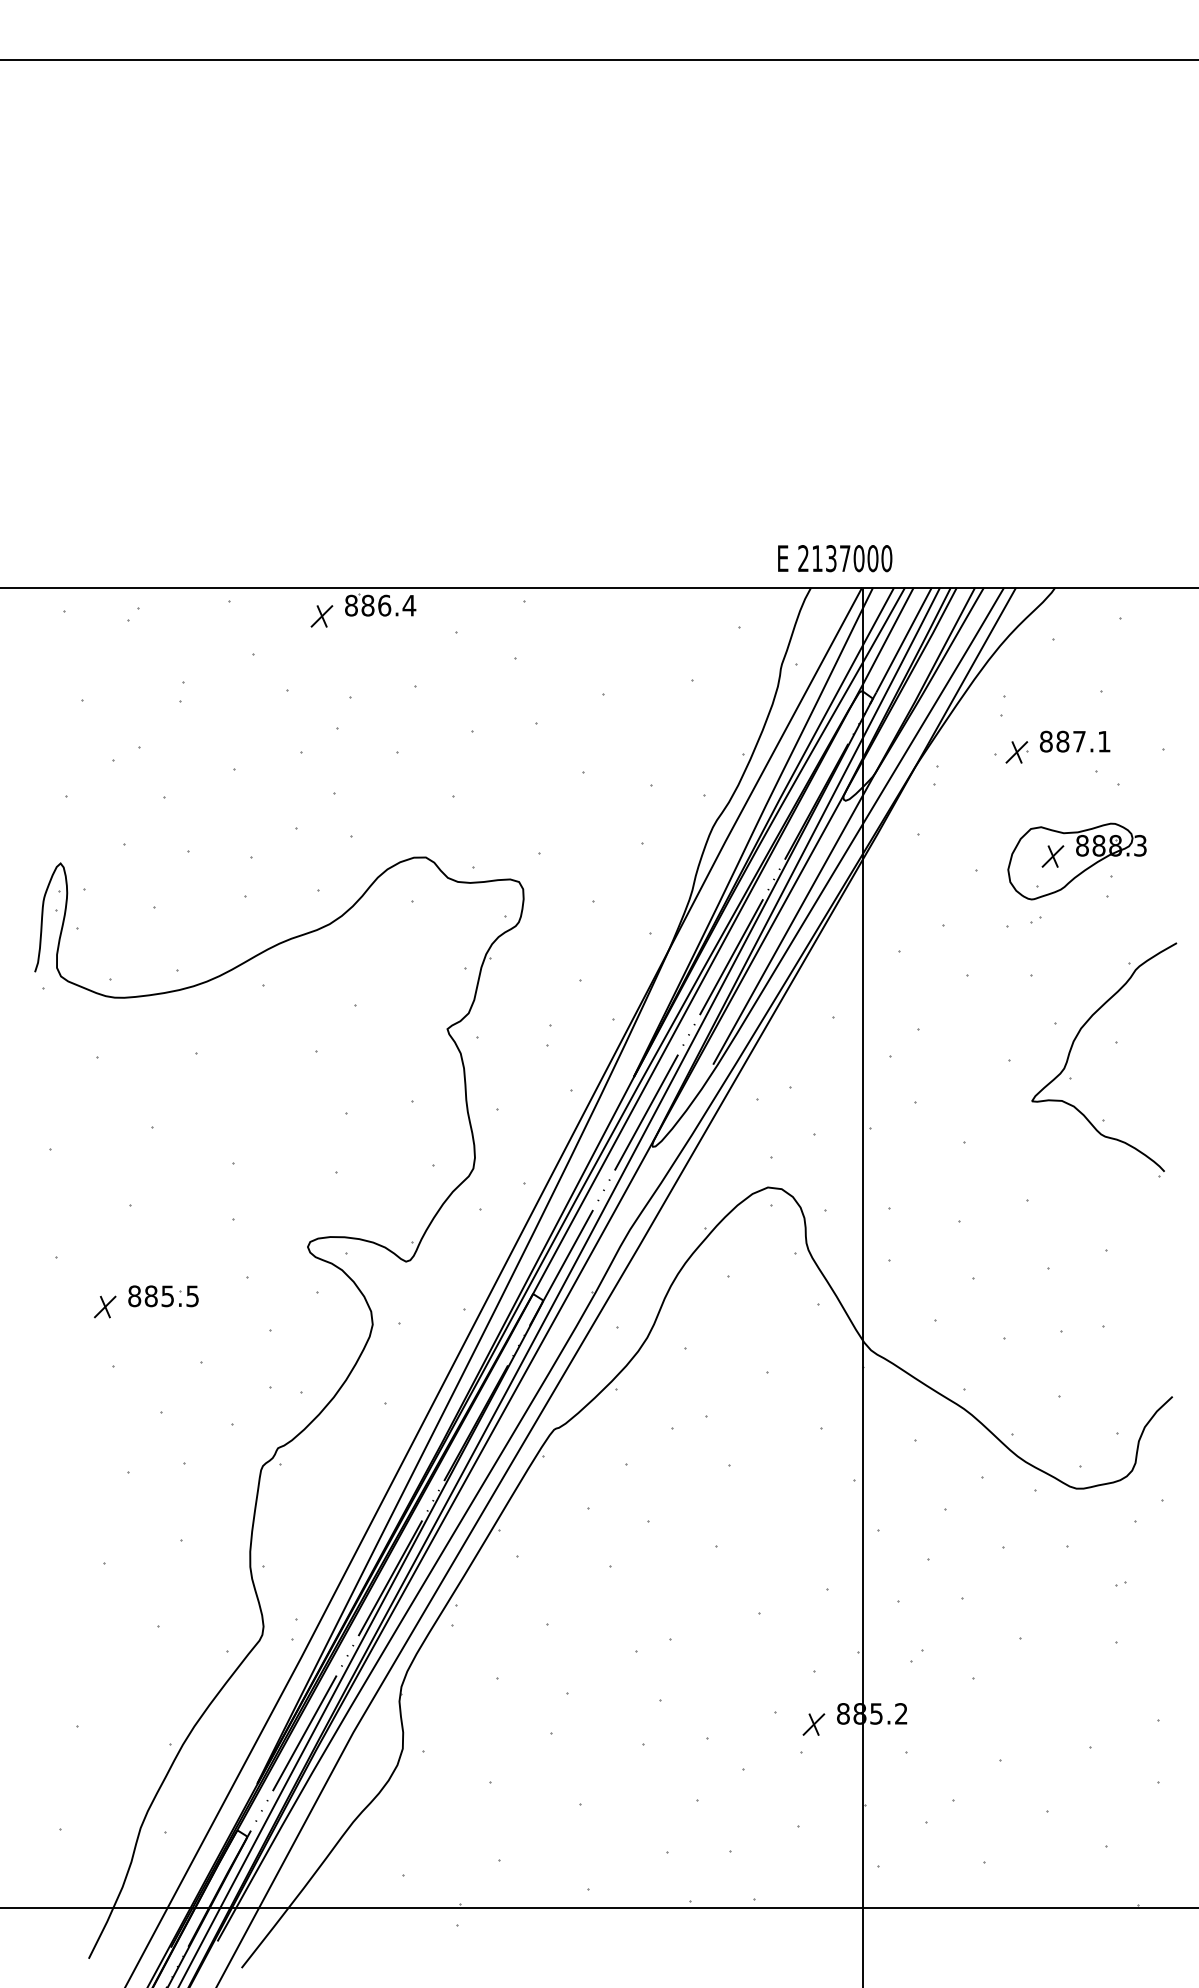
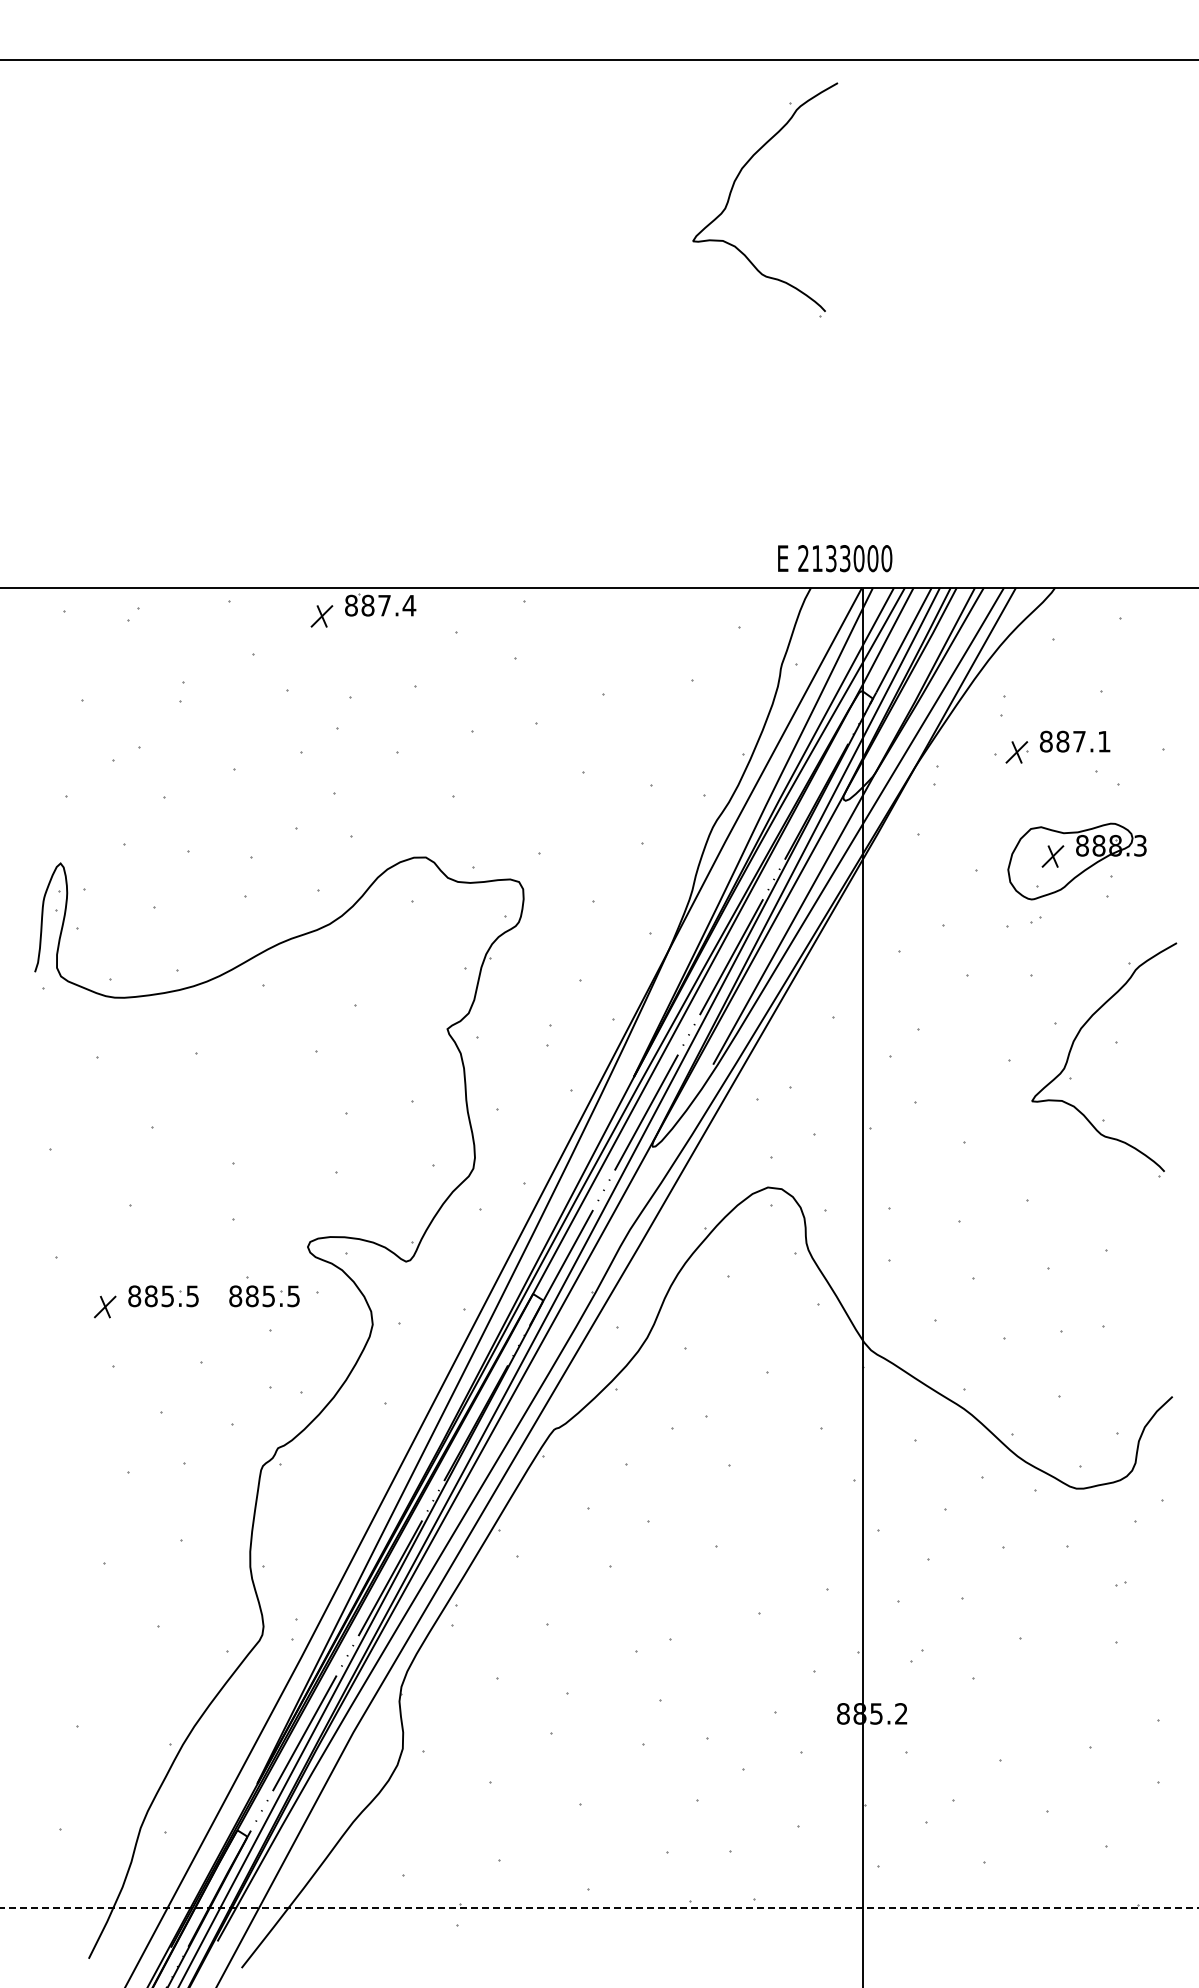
part: none -> present (734, 185)
text: 2137000 -> 2133000 (845, 558)
text: 886.4 -> 887.4 (384, 605)
part: none -> present (264, 1296)
part: present -> none (813, 1724)
line: solid -> dashed (599, 1907)
